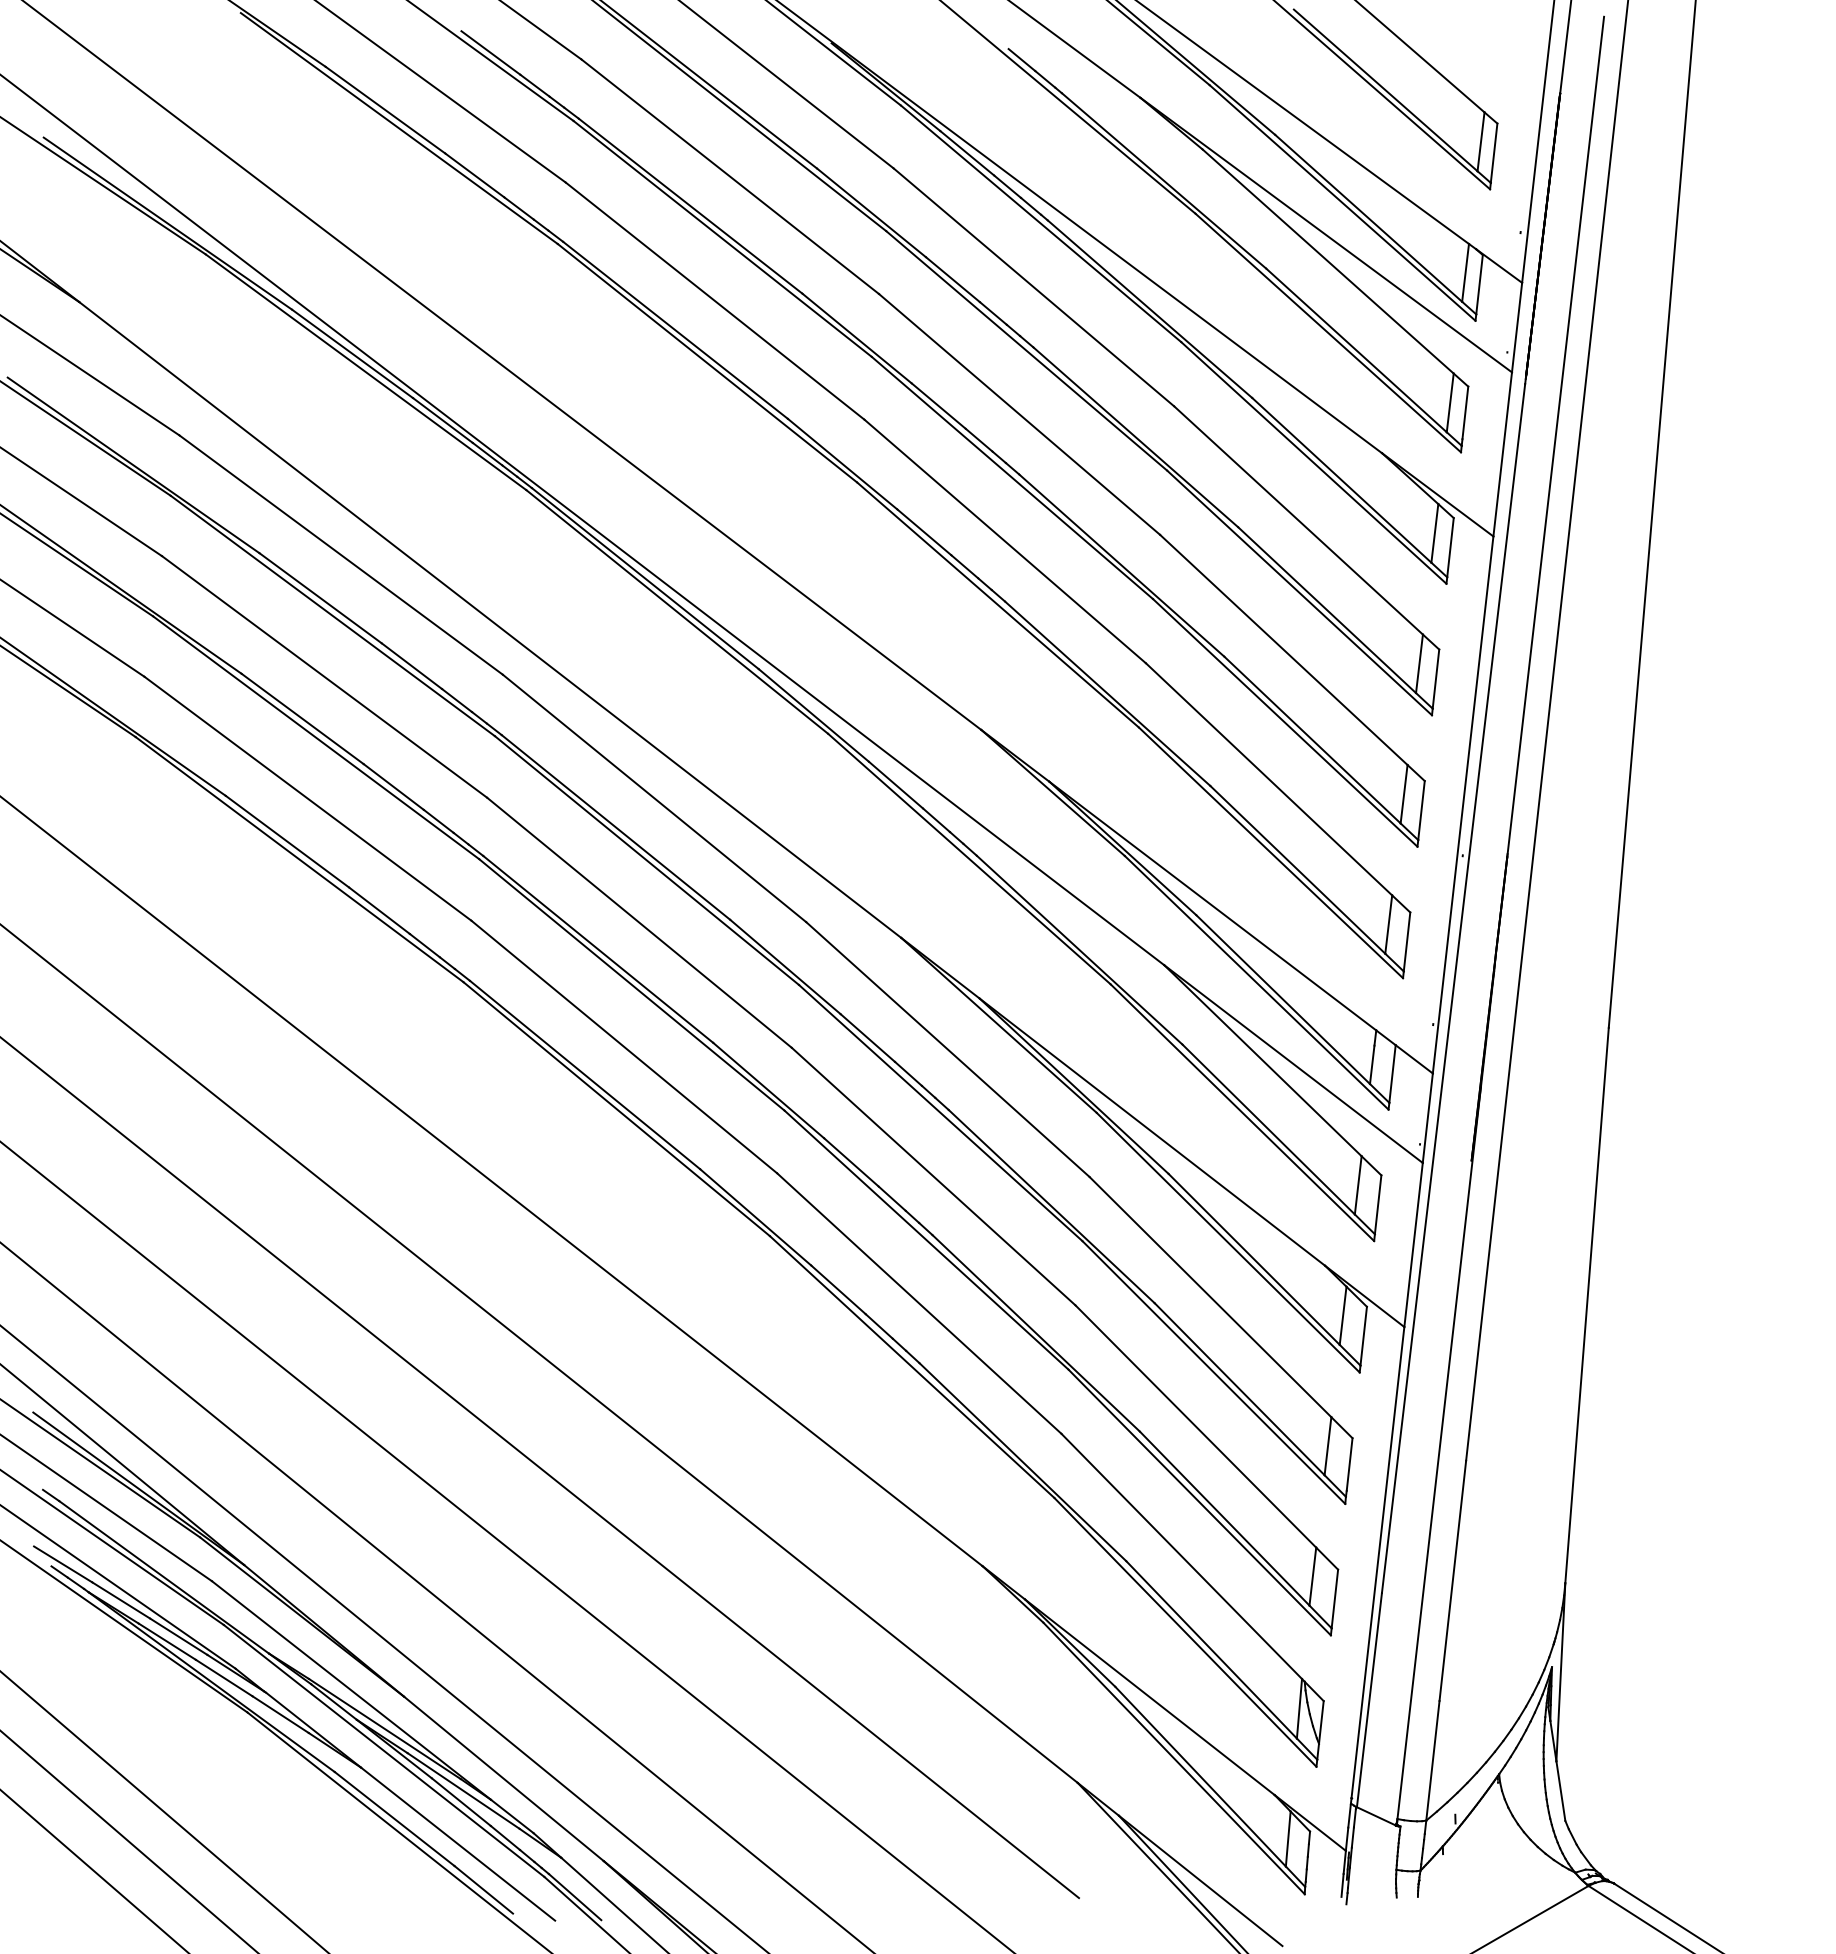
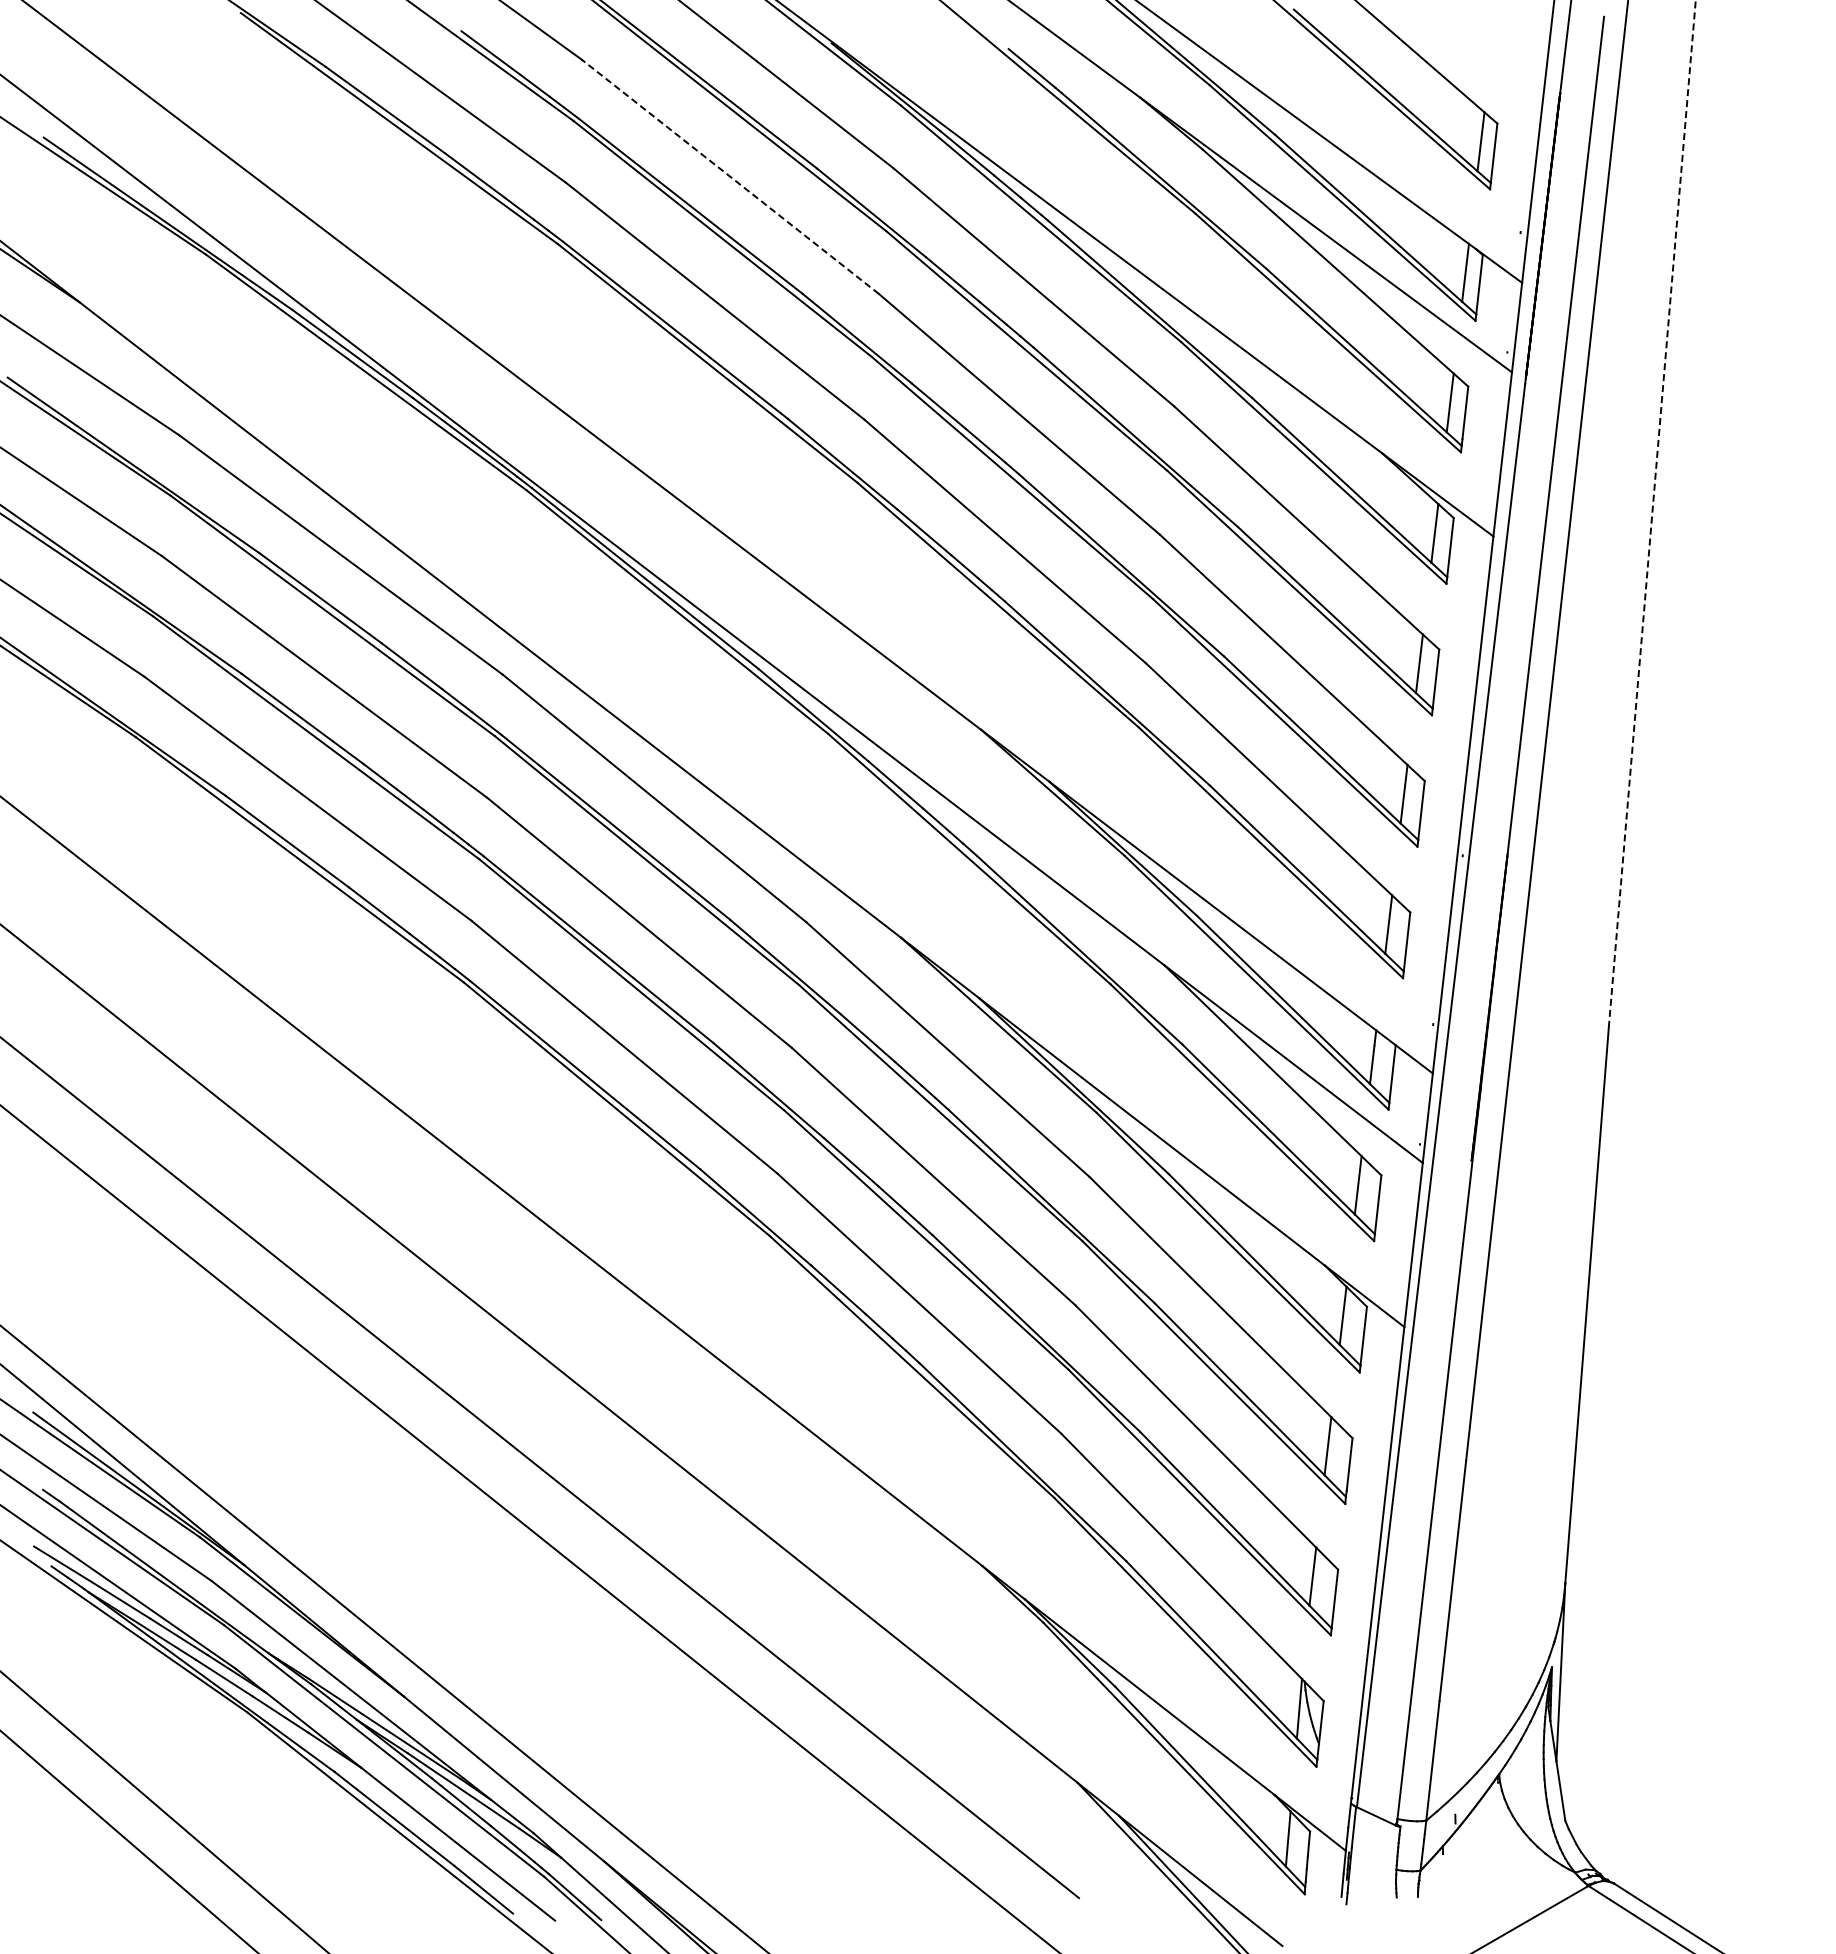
line: solid -> dashed (729, 176)
line: solid -> dashed (1652, 514)
line position: (506, 1546) -> (529, 1528) (529, 1528)
line: present -> none (436, 1596)
line: present -> none (94, 1870)
